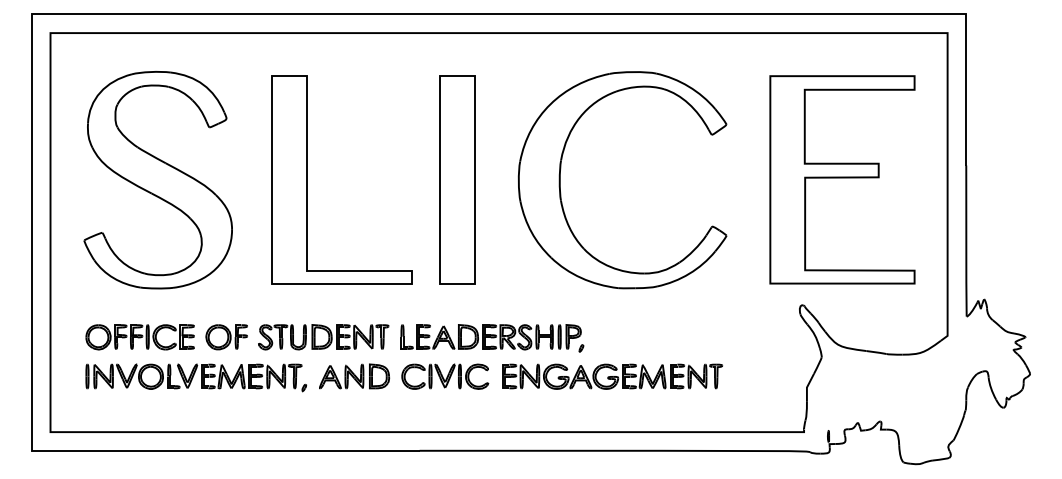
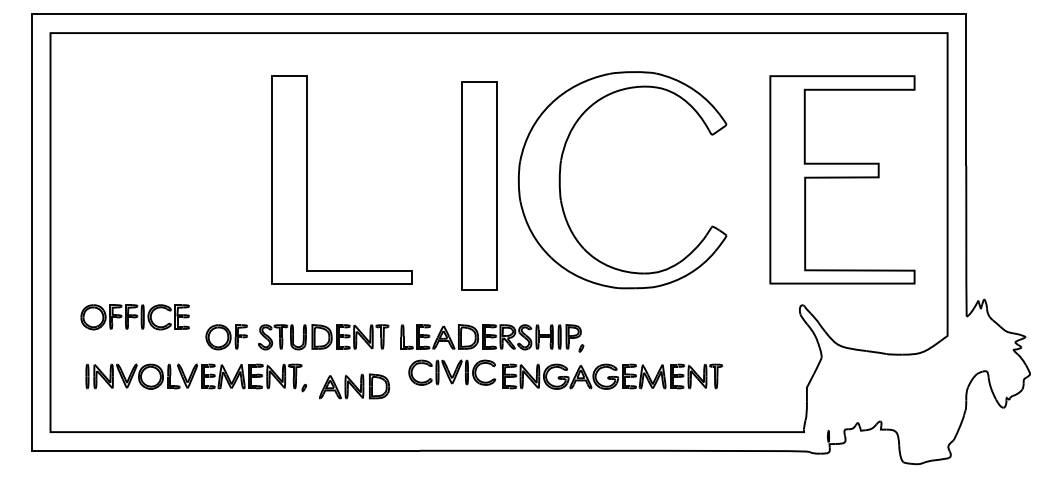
part position: (457, 179) -> (479, 185) (479, 185)
part: present -> none (157, 180)
part position: (139, 337) -> (134, 317) (134, 317)
part position: (354, 376) -> (354, 386) (354, 386)
part position: (445, 376) -> (452, 372) (452, 372)
